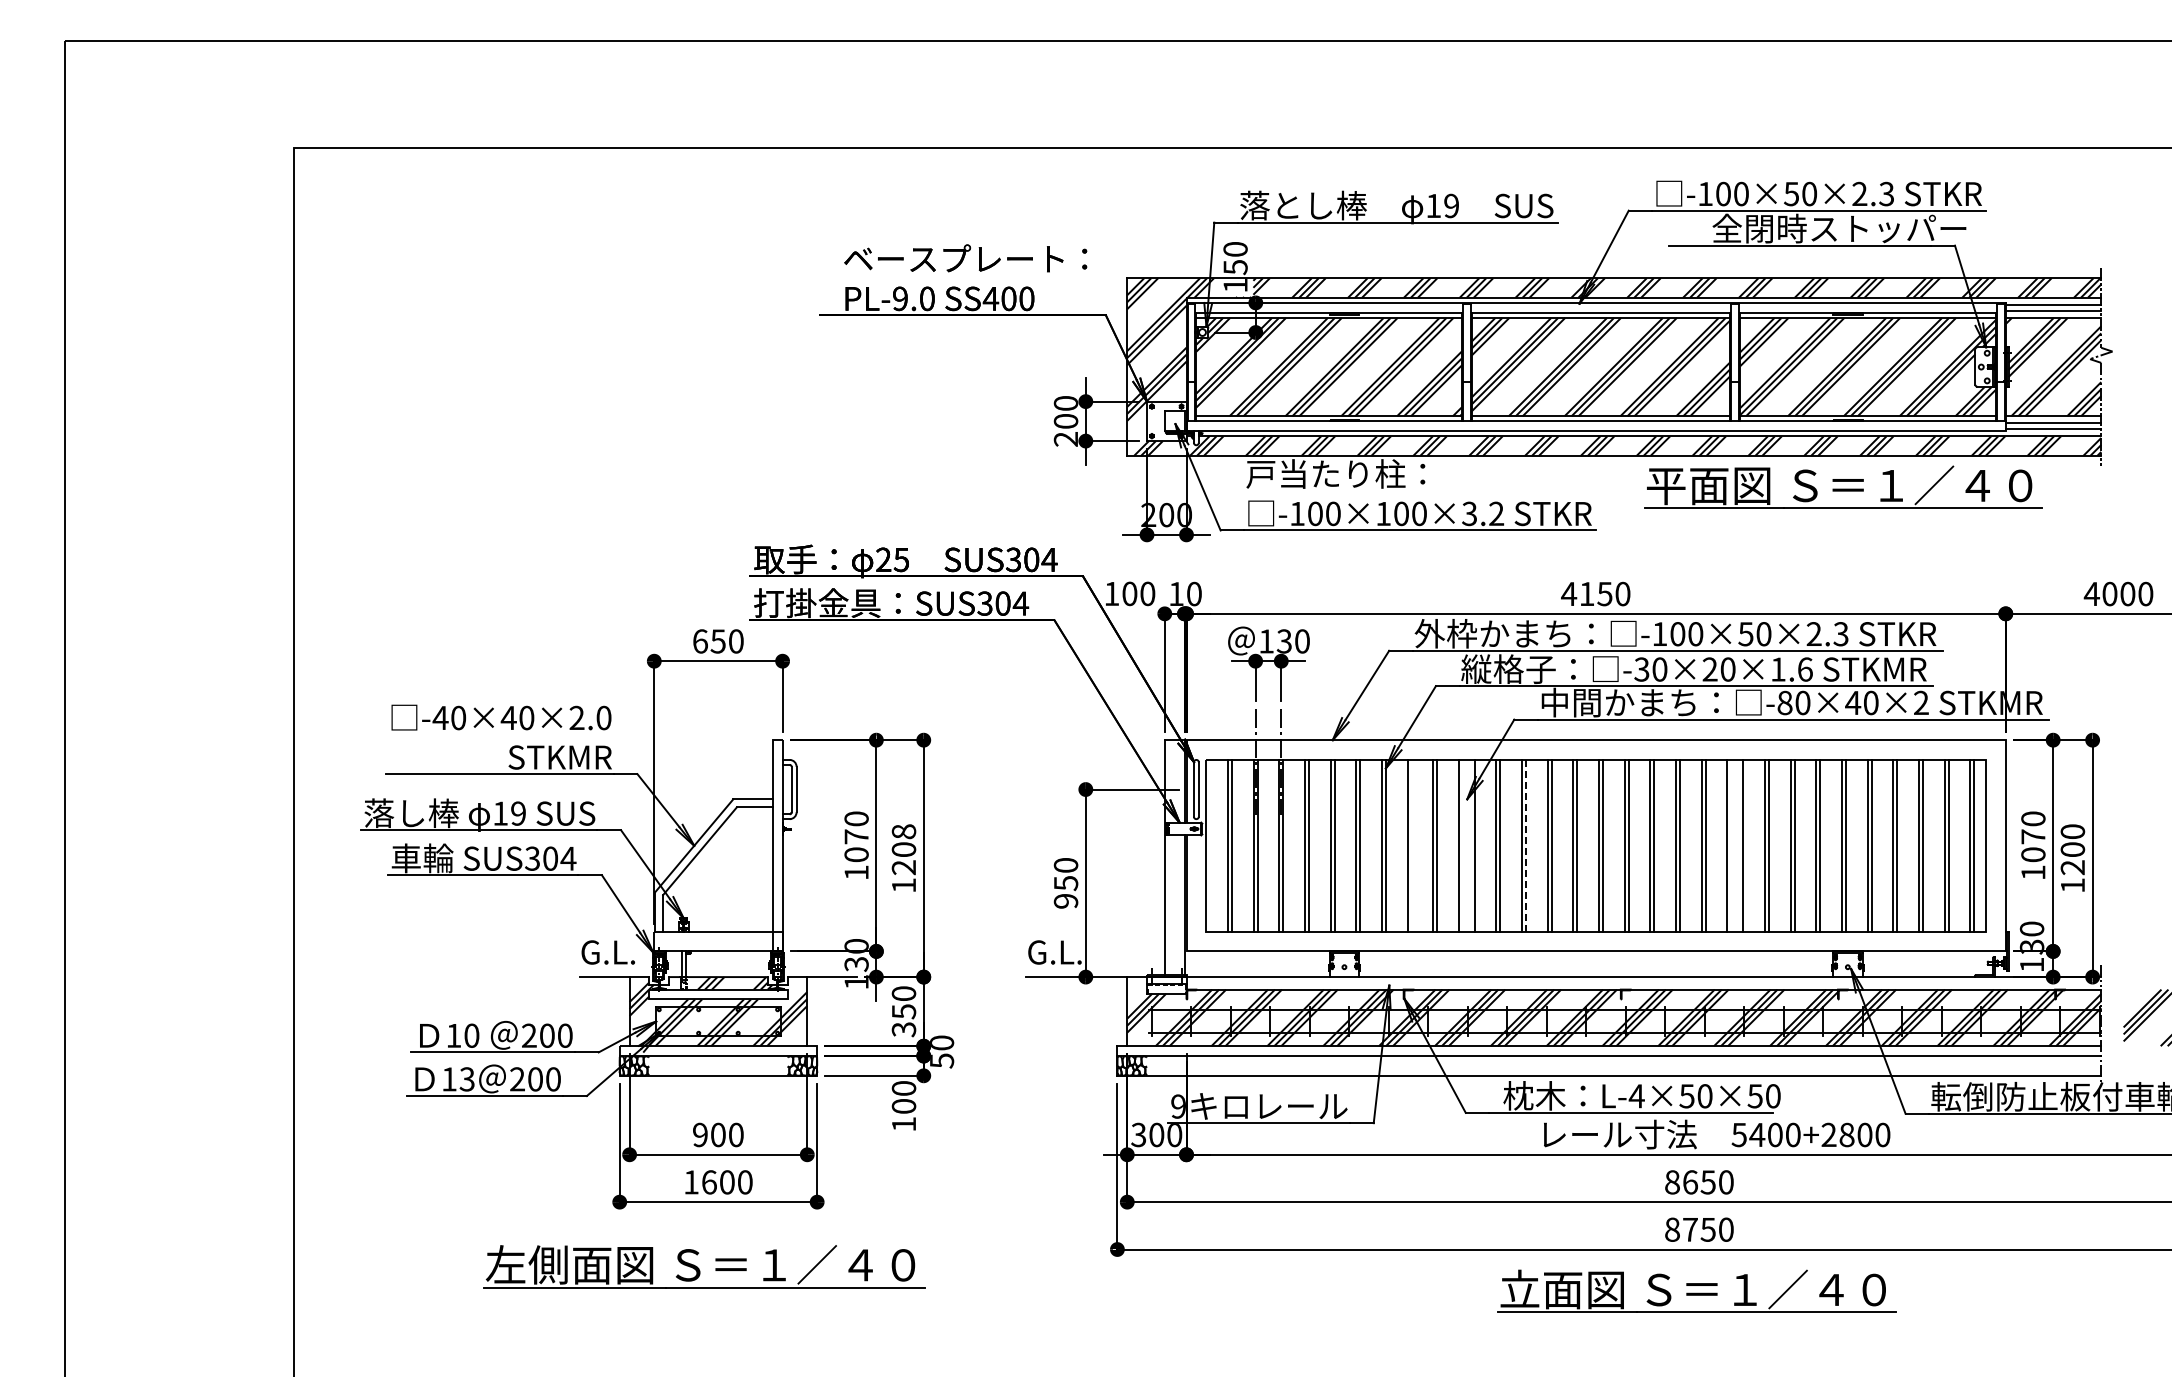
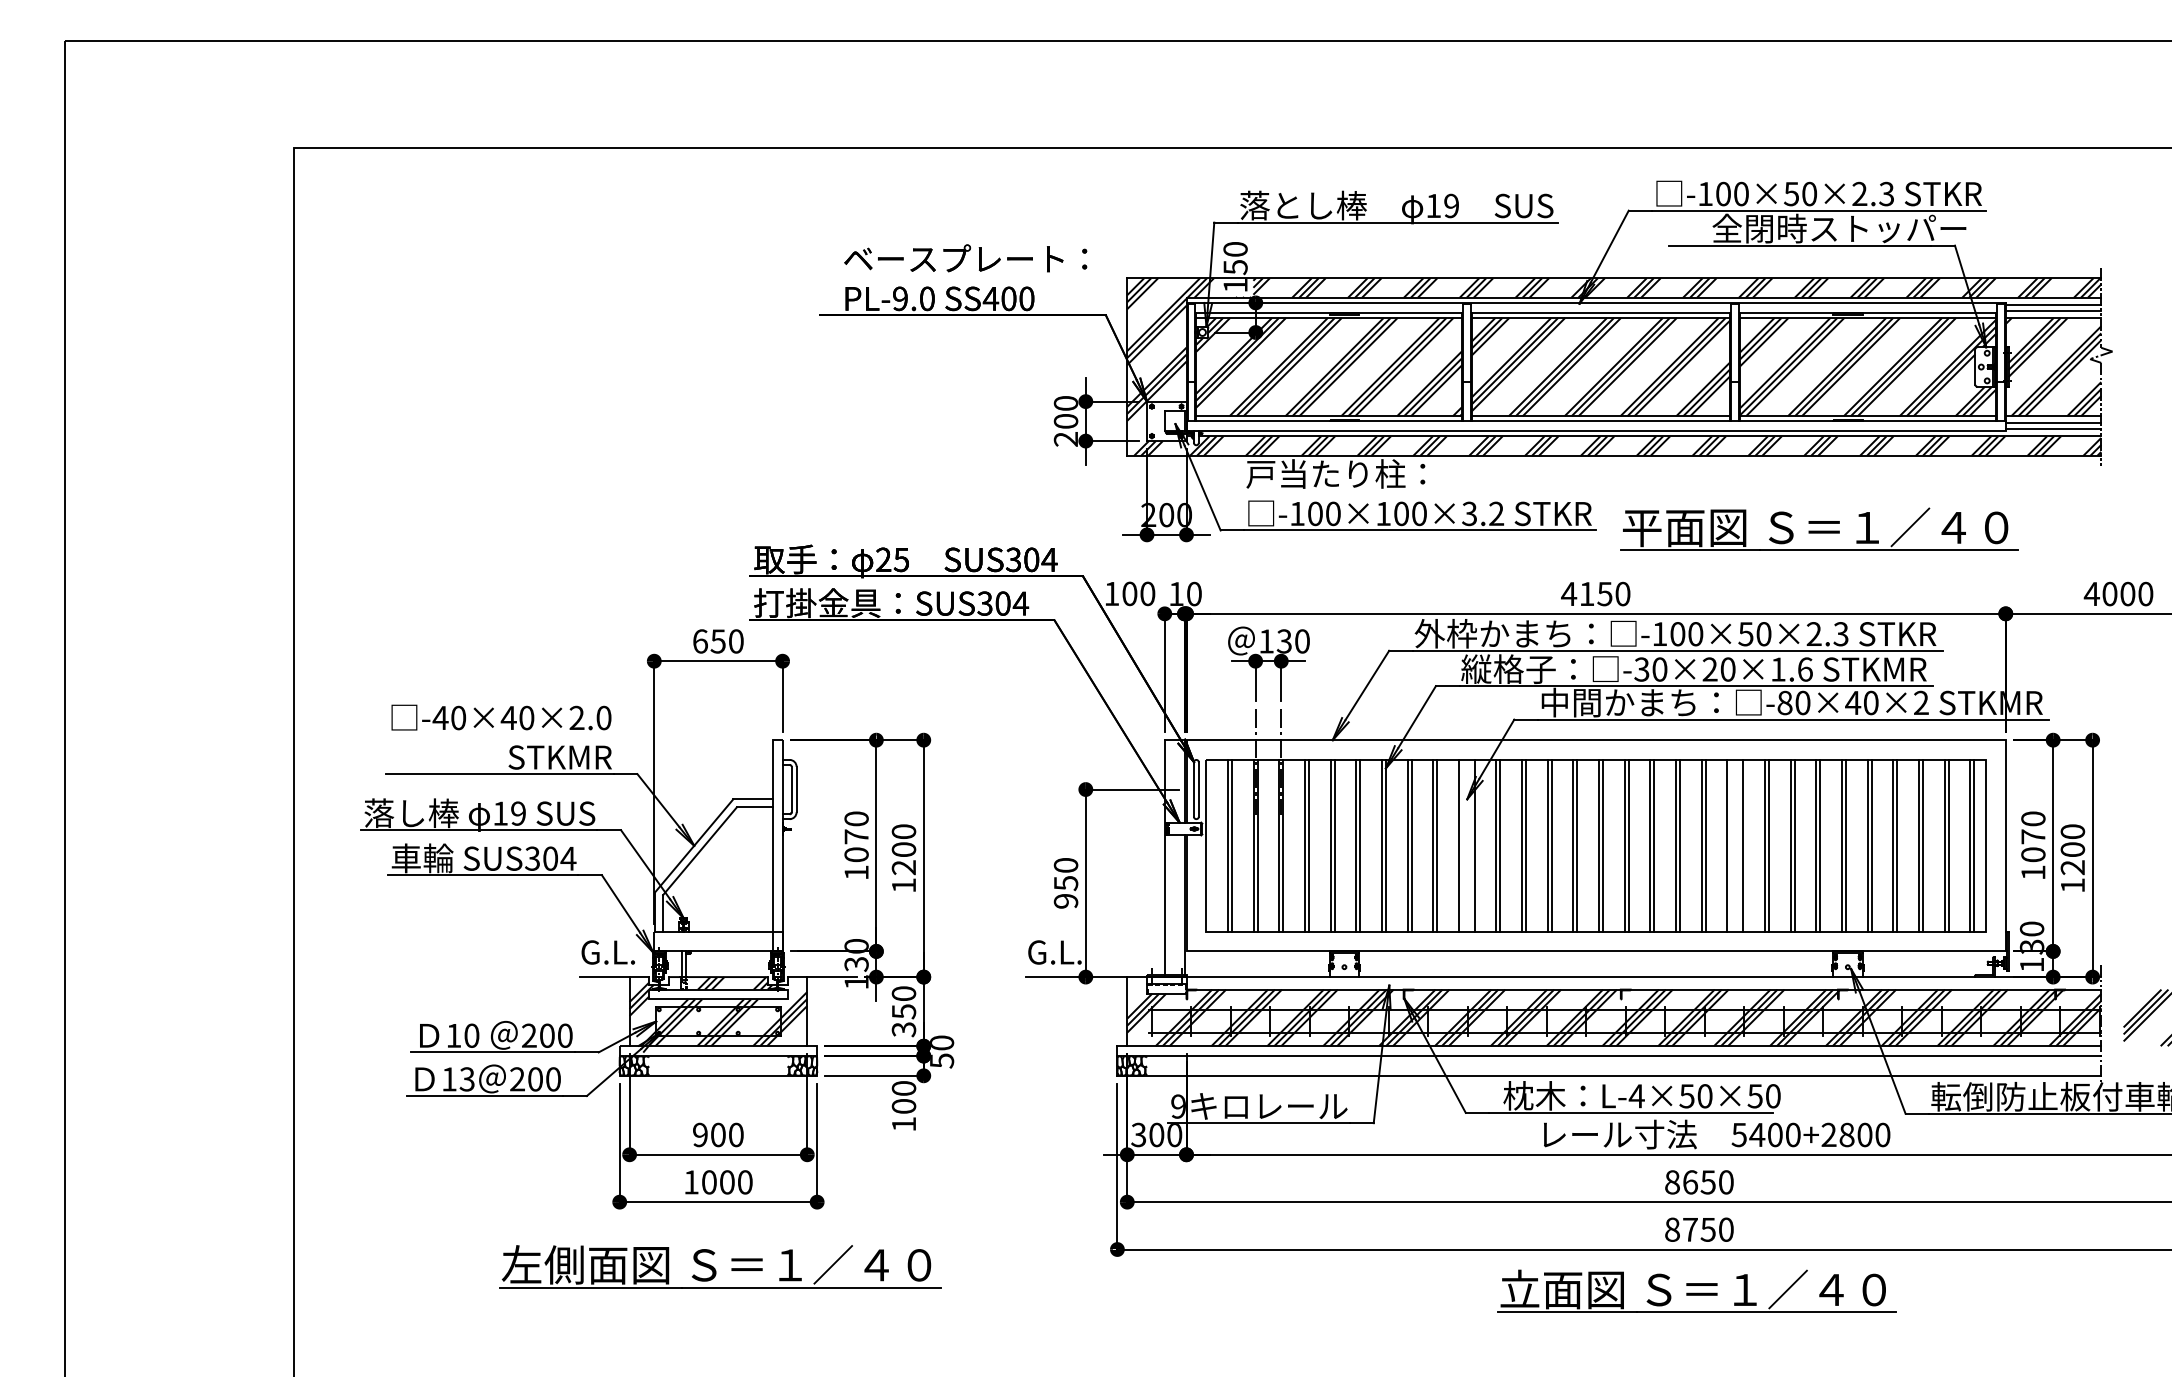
part position: (1843, 486) -> (1819, 528) (1819, 528)
text: 1208 -> 1200 (903, 831)
line: none -> present (1411, 845)
line: dashed -> solid (1526, 845)
text: 1600 -> 1000 (709, 1182)
part position: (704, 1266) -> (720, 1266) (720, 1266)
